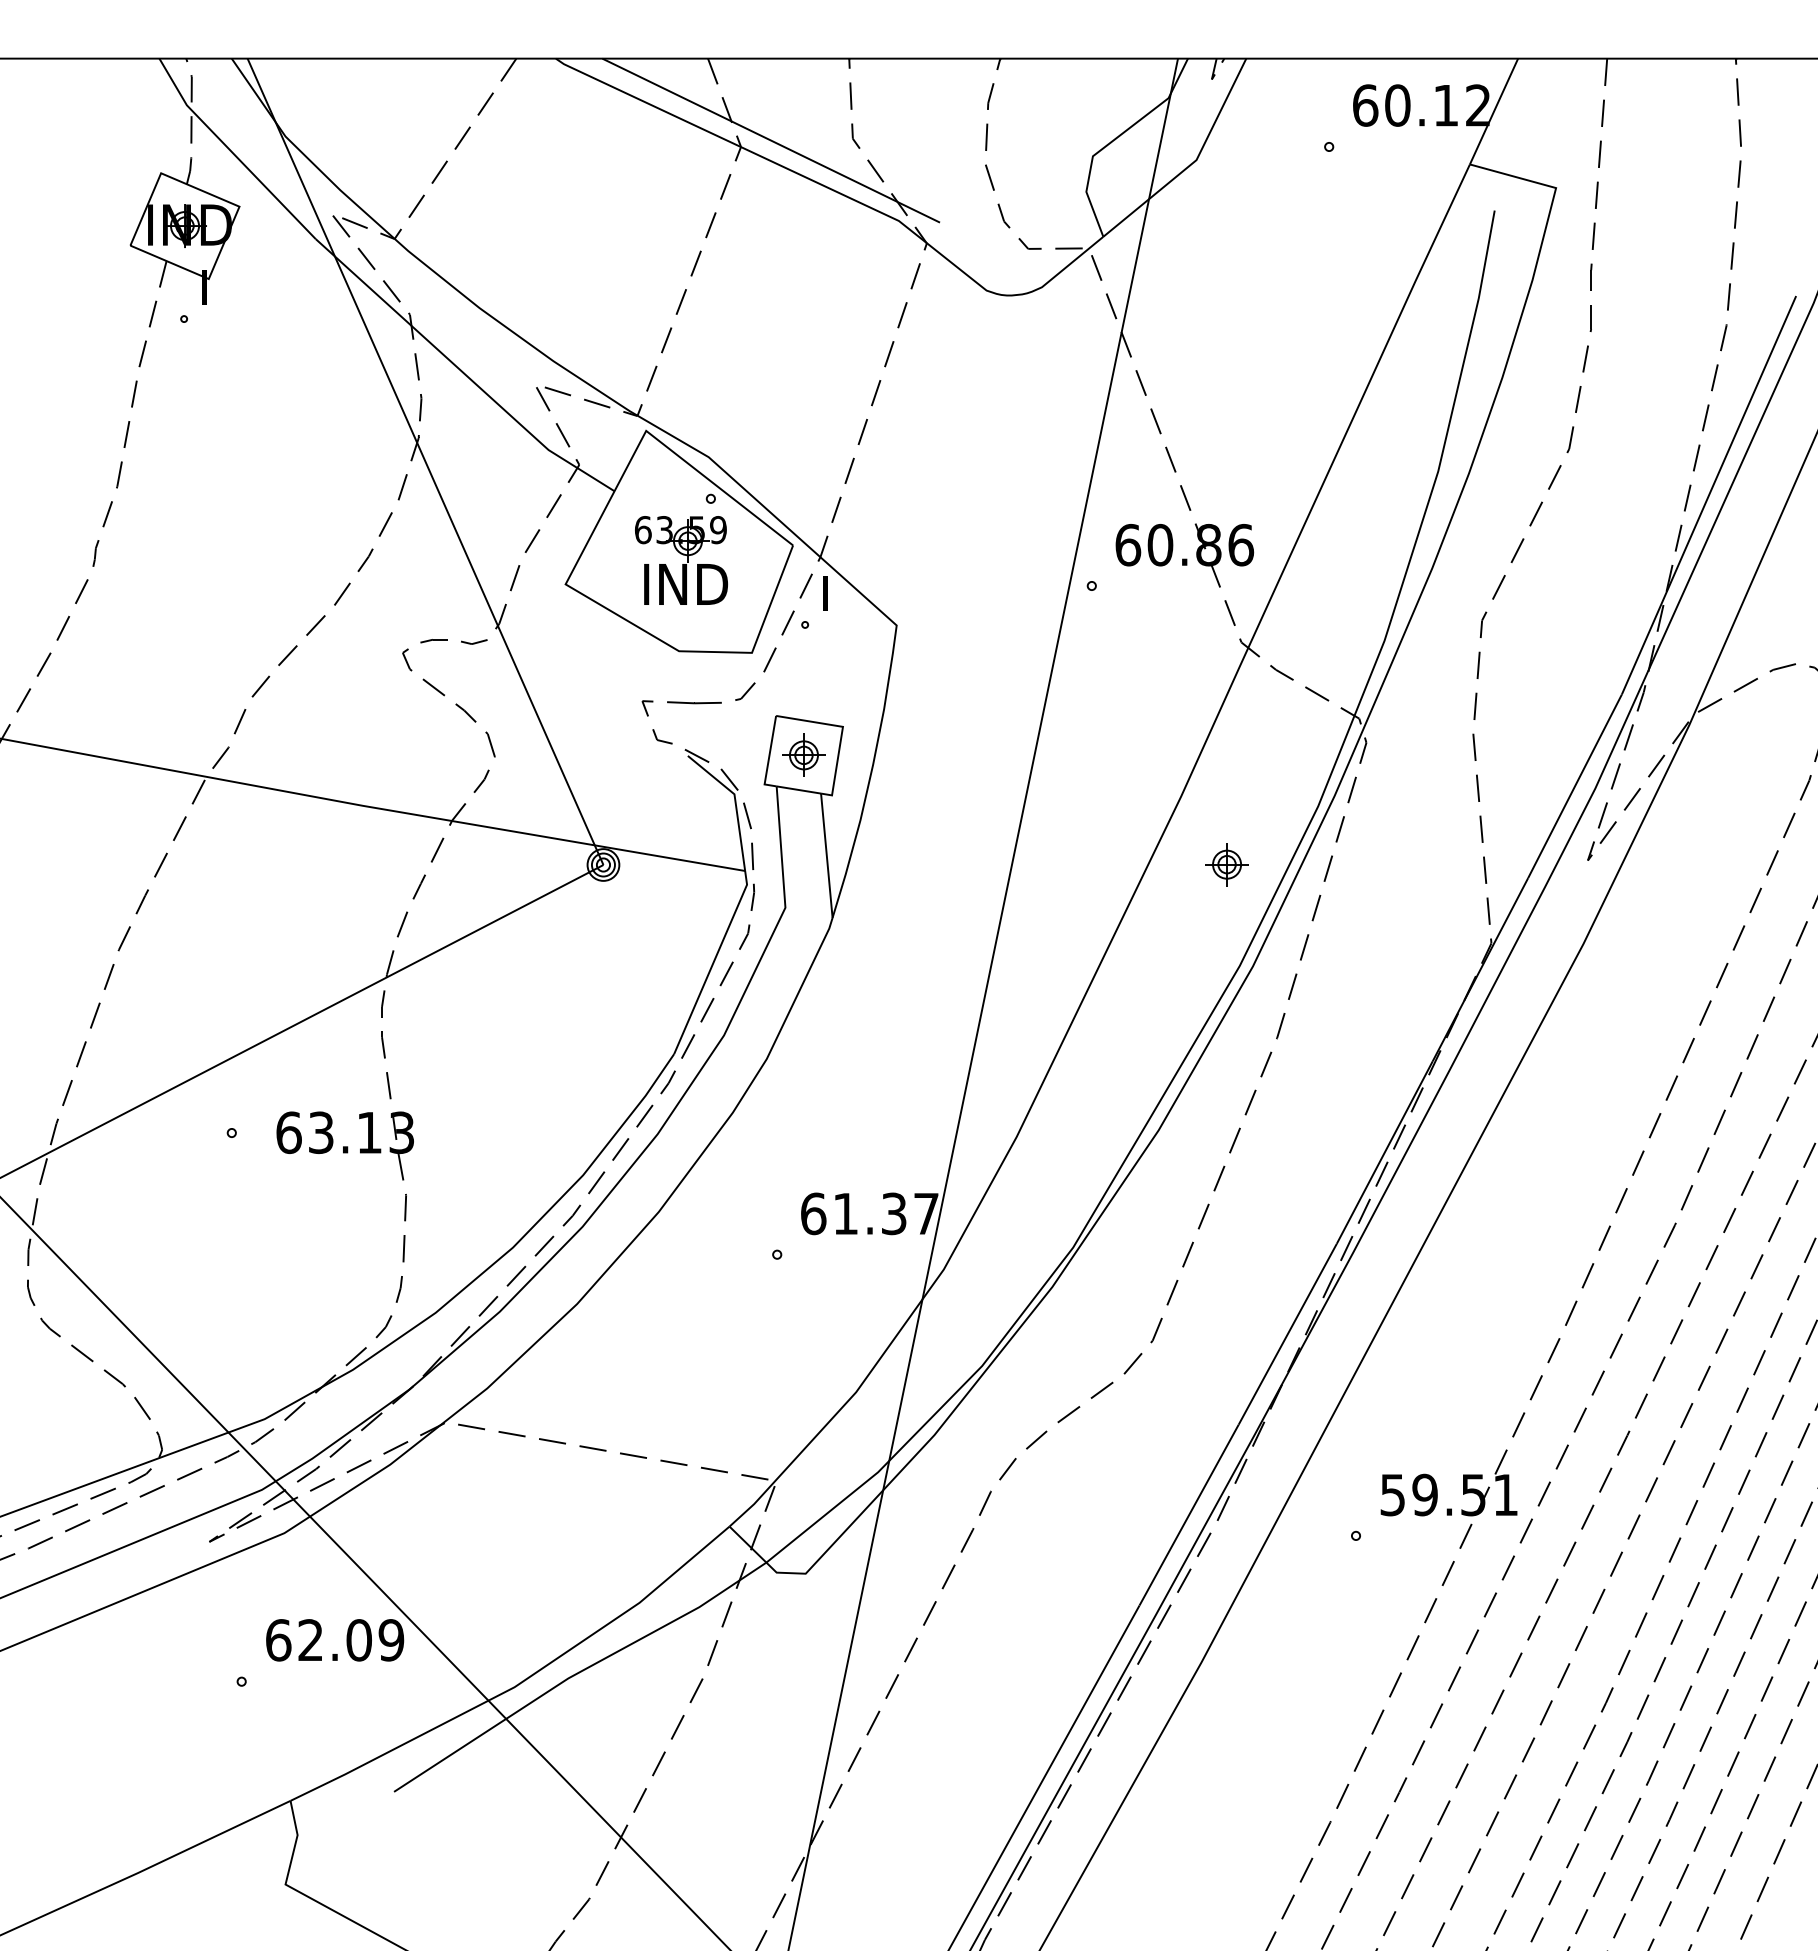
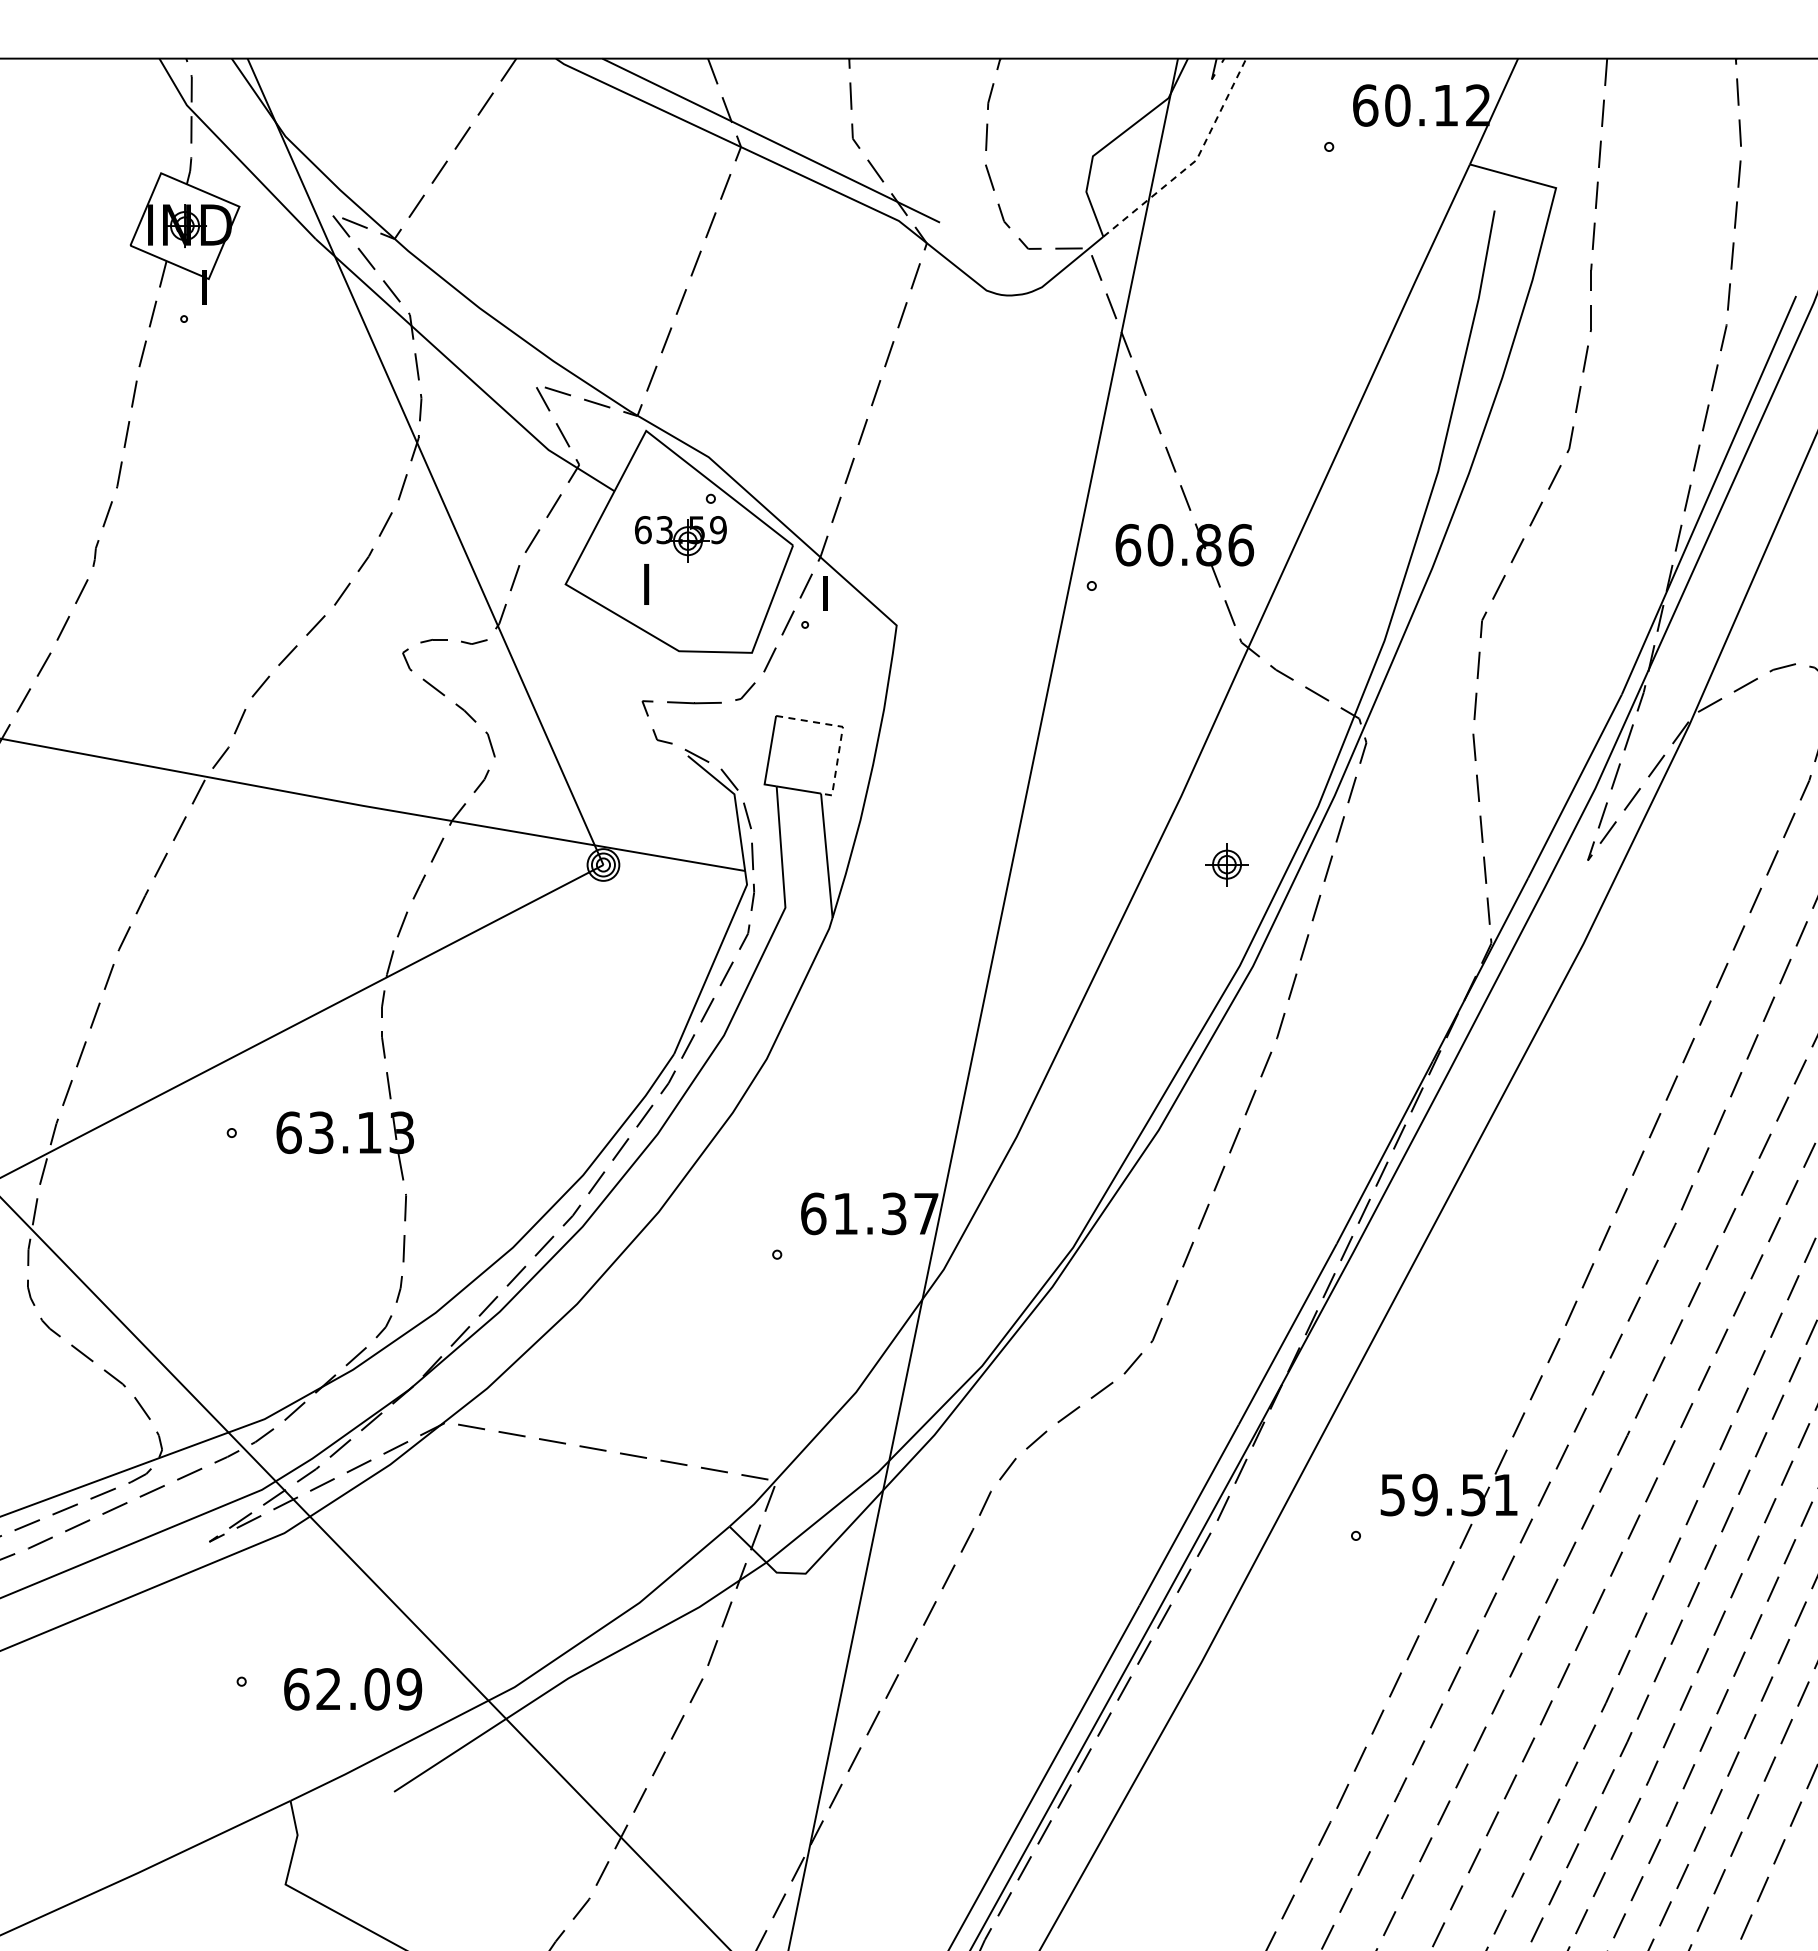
line: solid -> dashed (1194, 162)
text: IND -> I (693, 584)
line: solid -> dashed (841, 733)
part: present -> none (803, 754)
text position: (335, 1640) -> (353, 1689) (353, 1689)
